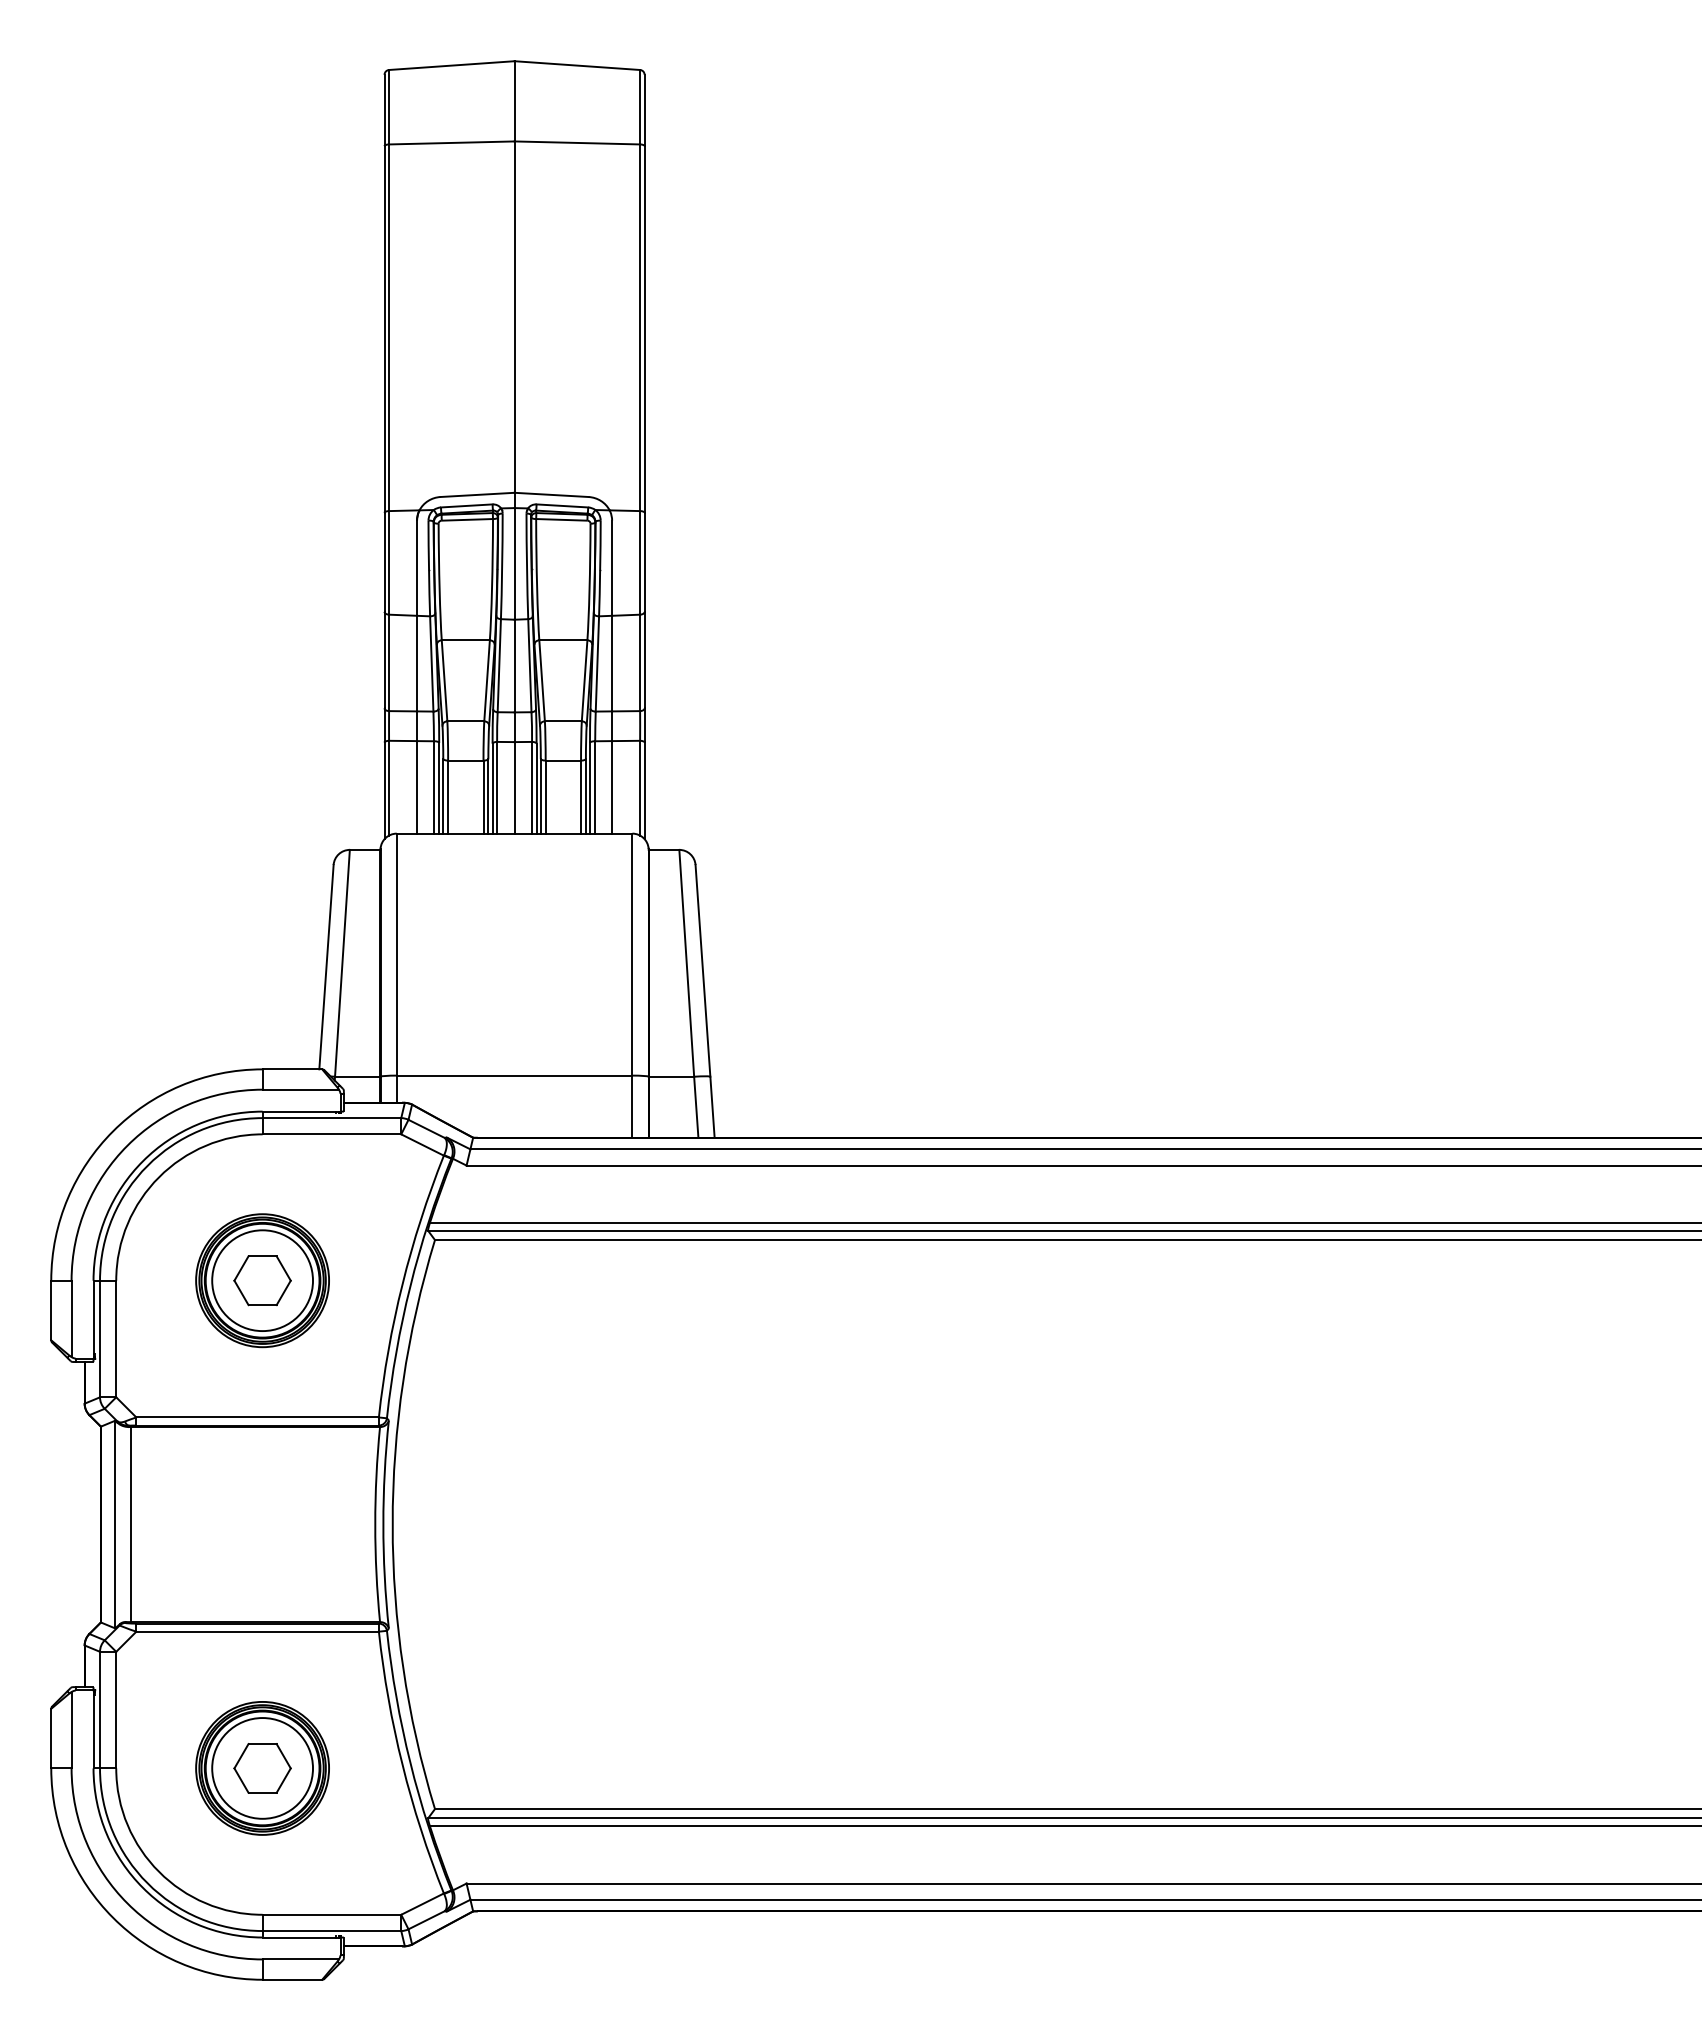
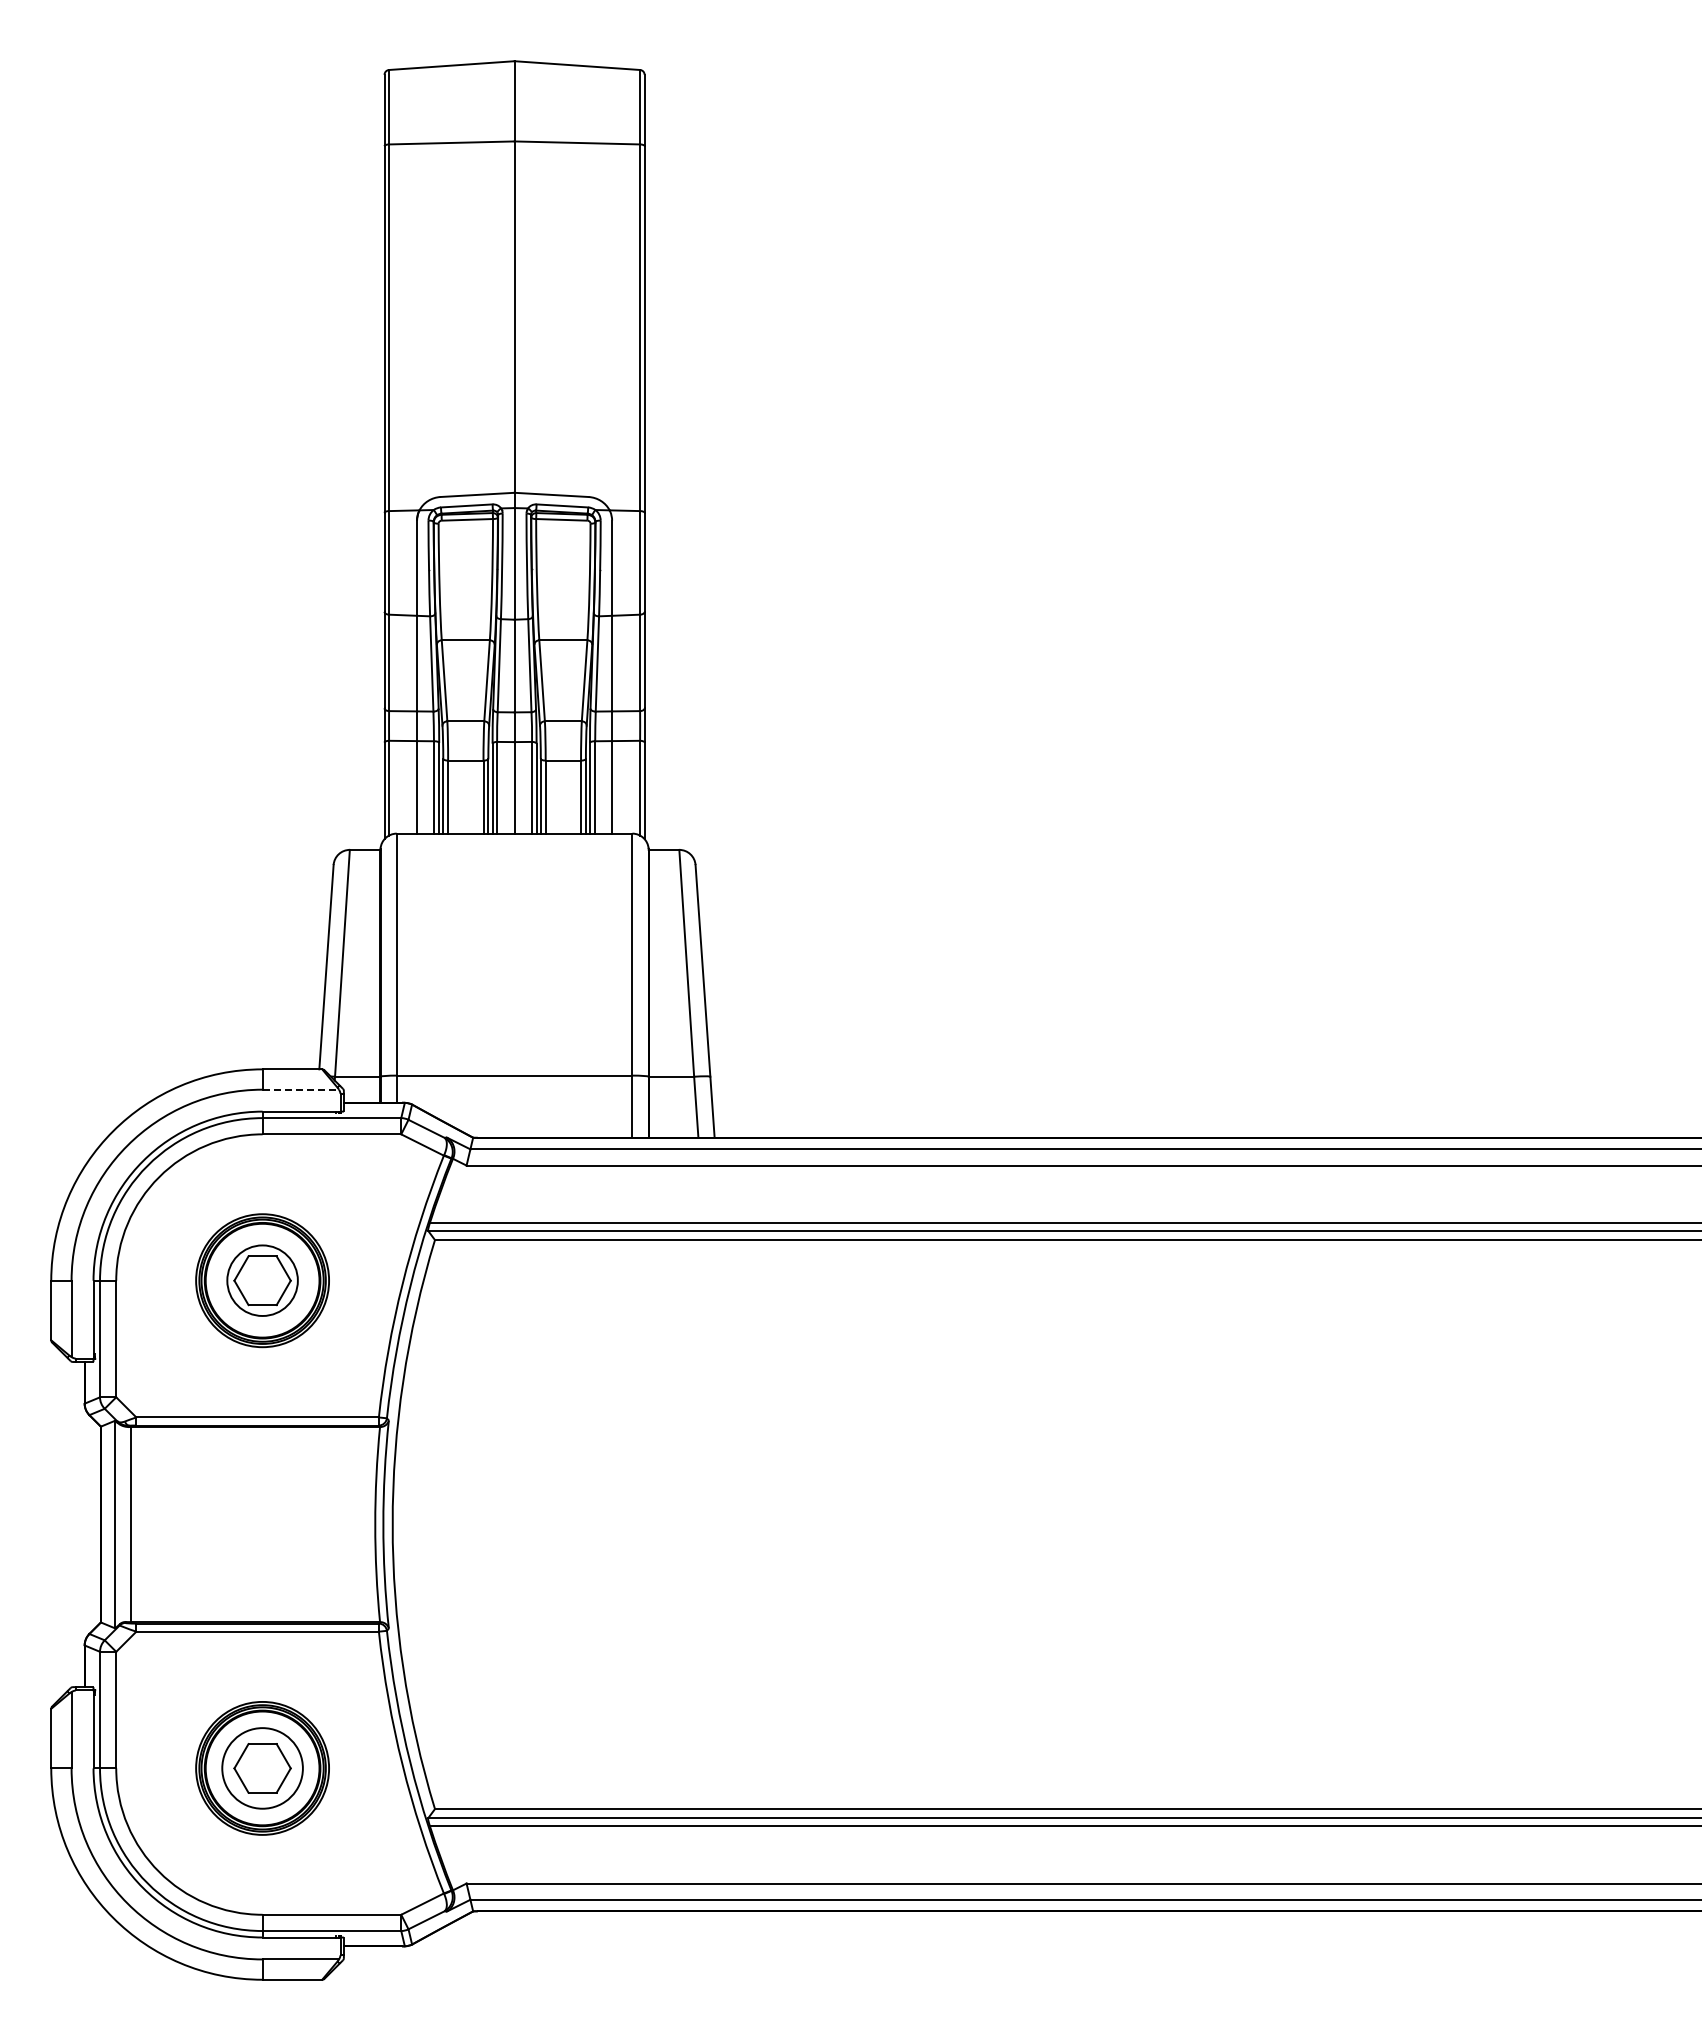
line: solid -> dashed (301, 1089)
circle diameter: 101 px -> 71 px (262, 1280)
circle diameter: 101 px -> 81 px (262, 1768)
